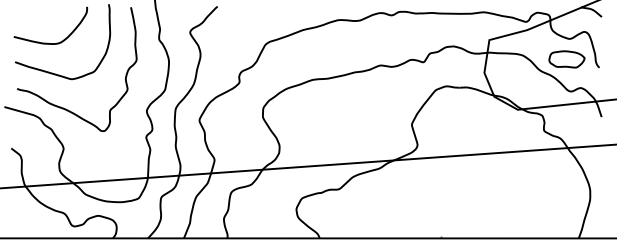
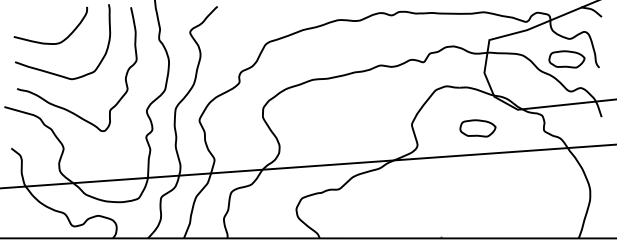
part: none -> present (477, 128)
